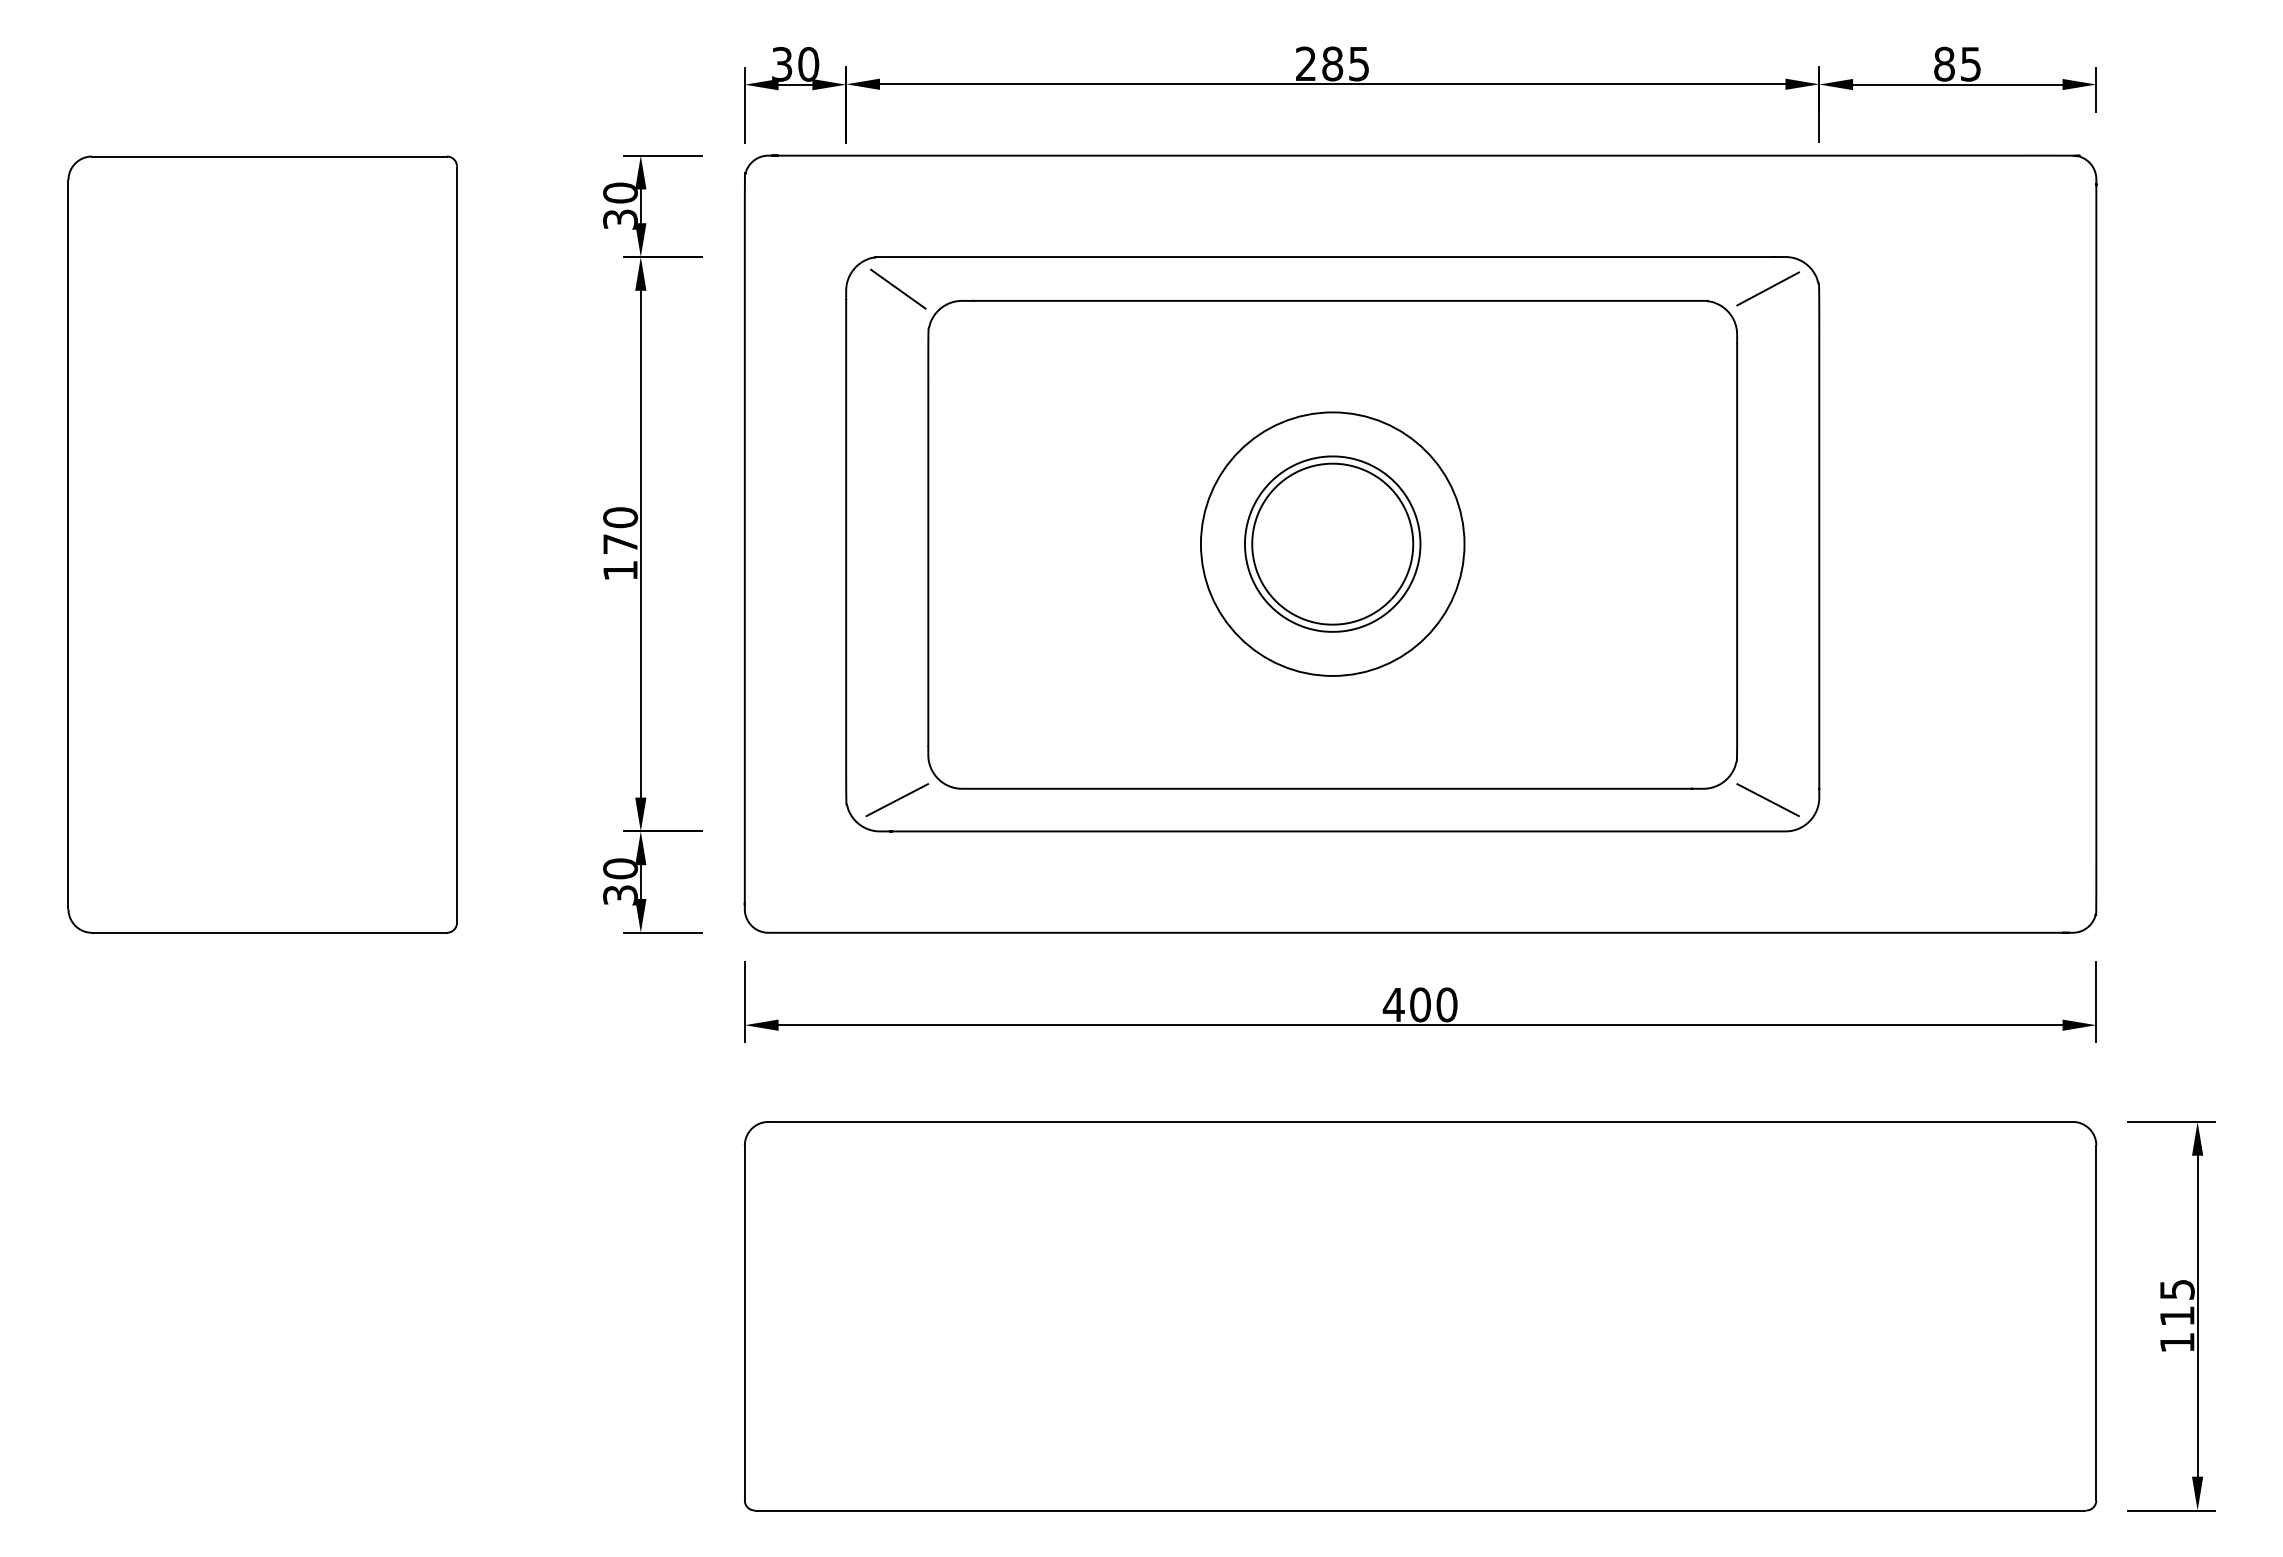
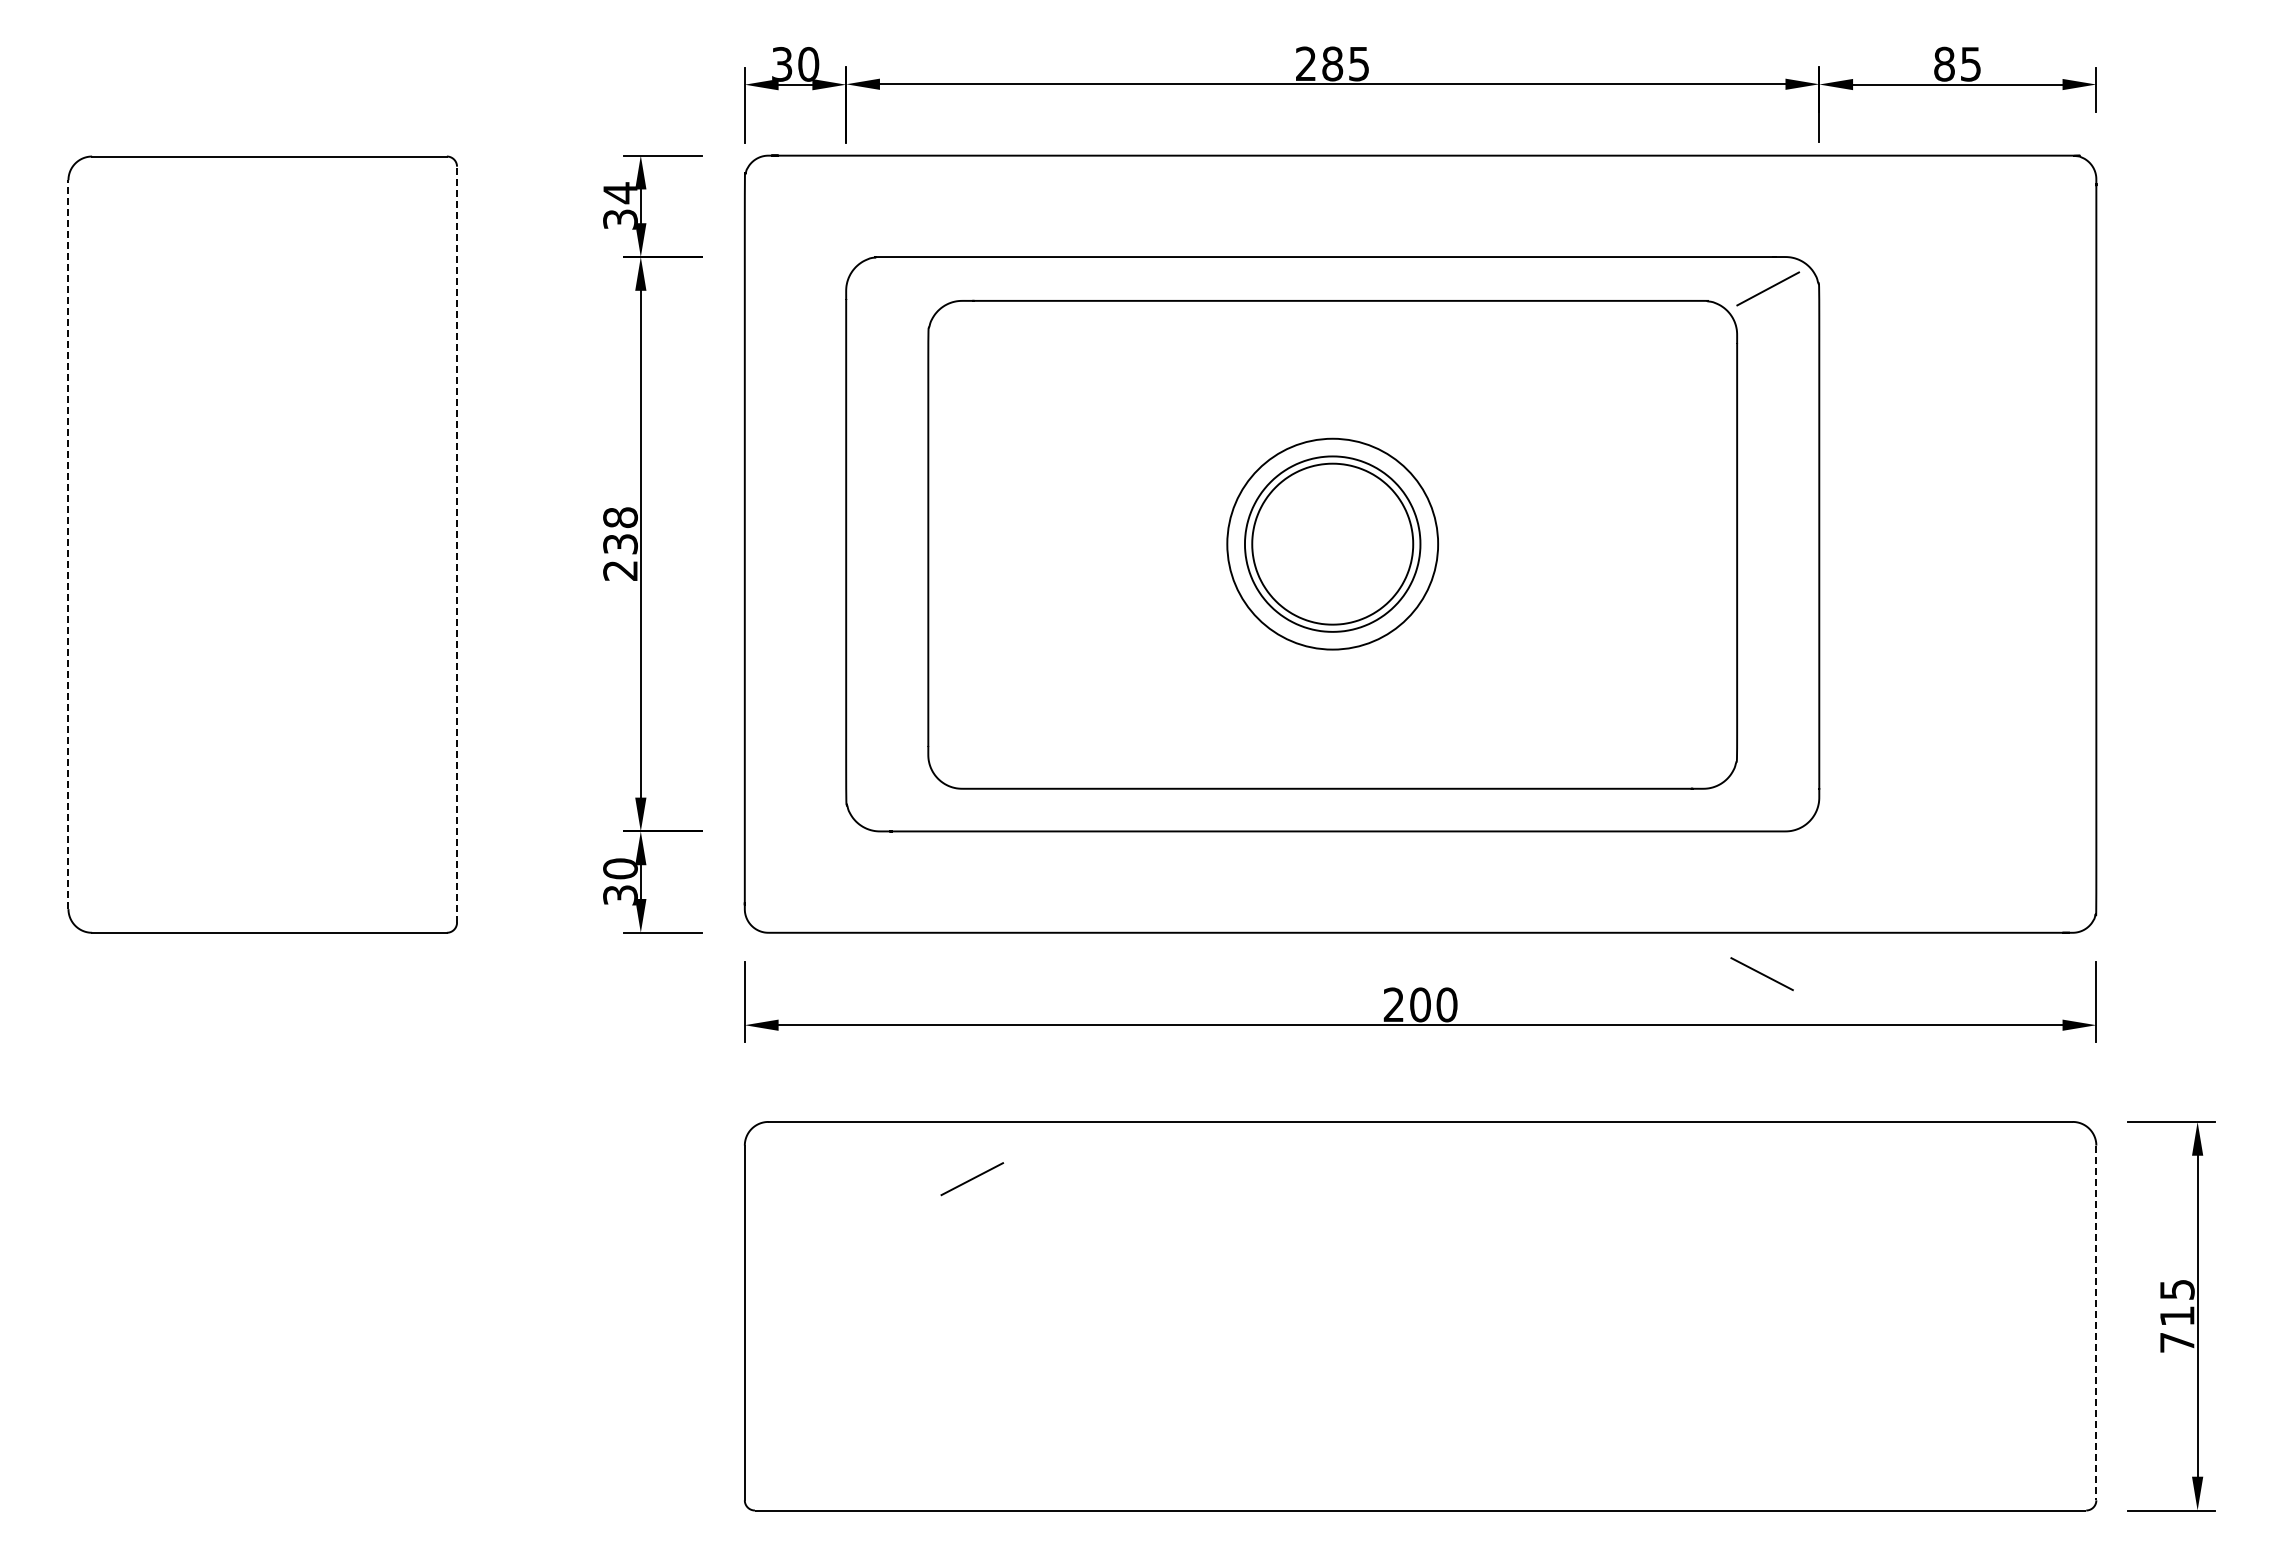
text: 30 -> 34 (620, 193)
line: present -> none (898, 288)
text: 170 -> 238 (620, 543)
circle diameter: 264 px -> 211 px (1332, 543)
line: solid -> dashed (68, 544)
line: solid -> dashed (457, 544)
line position: (897, 800) -> (972, 1179) (972, 1179)
line position: (1767, 800) -> (1761, 974) (1761, 974)
text: 400 -> 200 (1393, 1004)
line: solid -> dashed (2096, 1323)
text: 115 -> 715 (2177, 1342)
